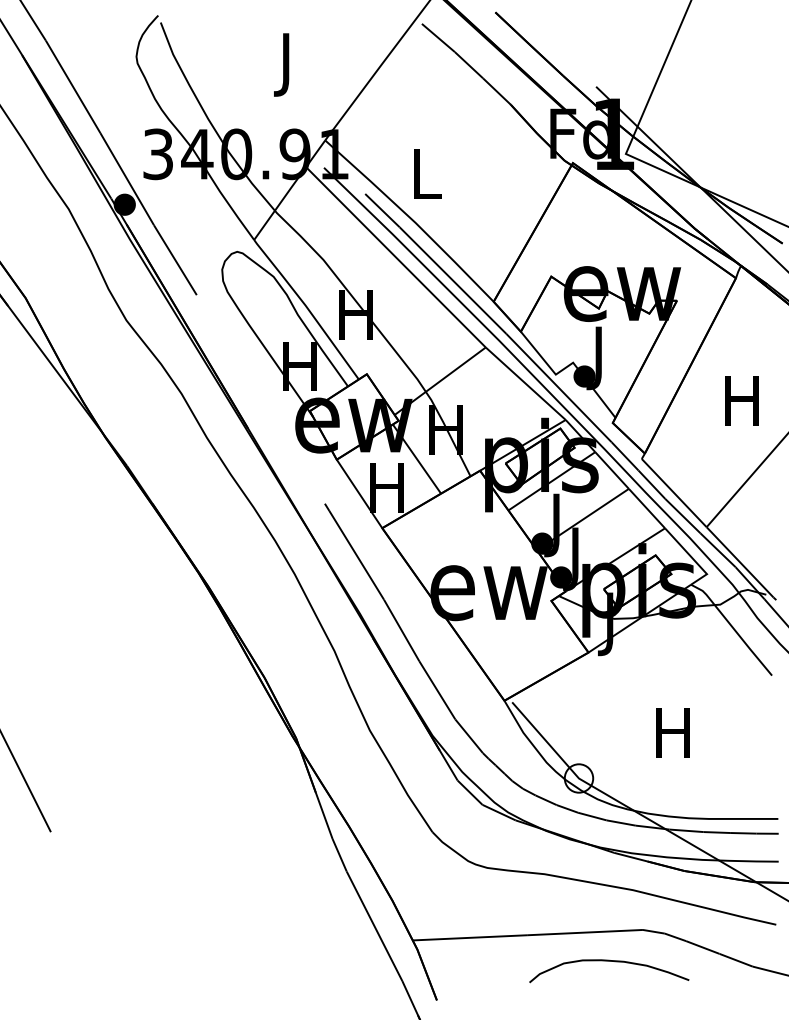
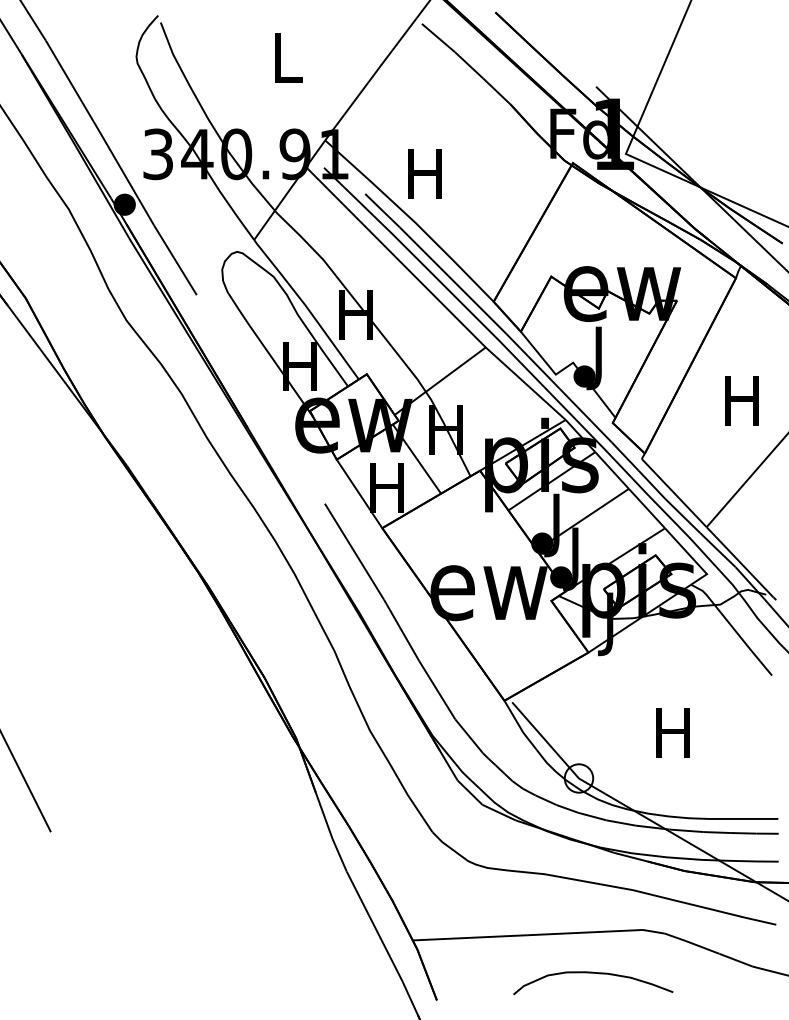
text: J -> L (288, 64)
text: L -> H (424, 173)
curve position: (609, 961) -> (593, 973) (593, 973)
